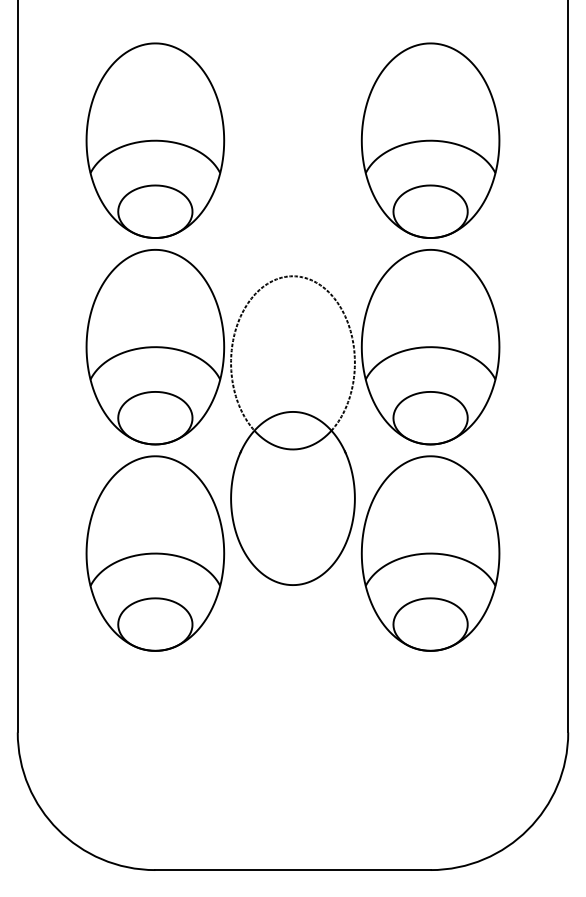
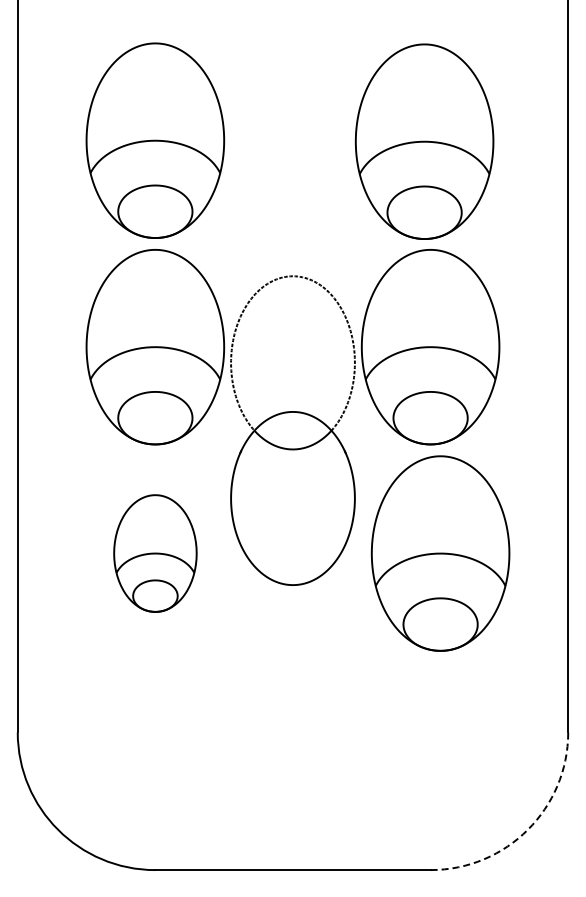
part position: (430, 140) -> (424, 141) (424, 141)
part size: 141x197 px -> 85x119 px (155, 553)
part position: (430, 553) -> (440, 553) (440, 553)
arc: solid -> dashed (527, 829)
